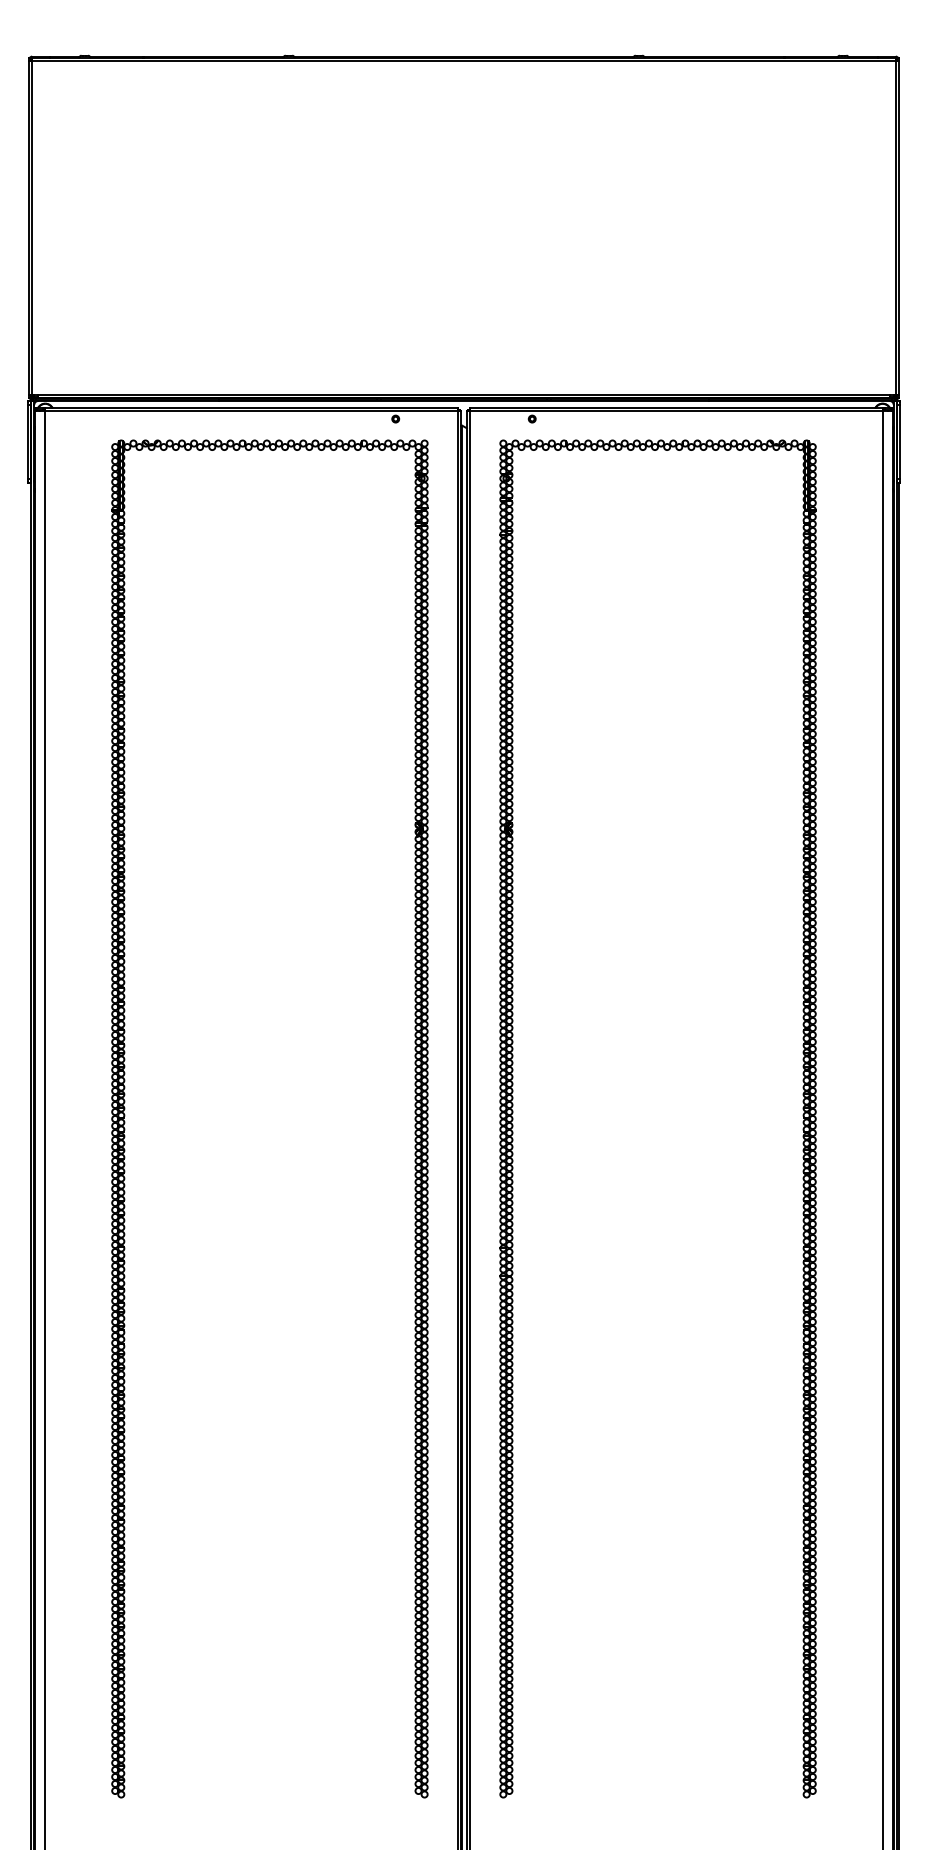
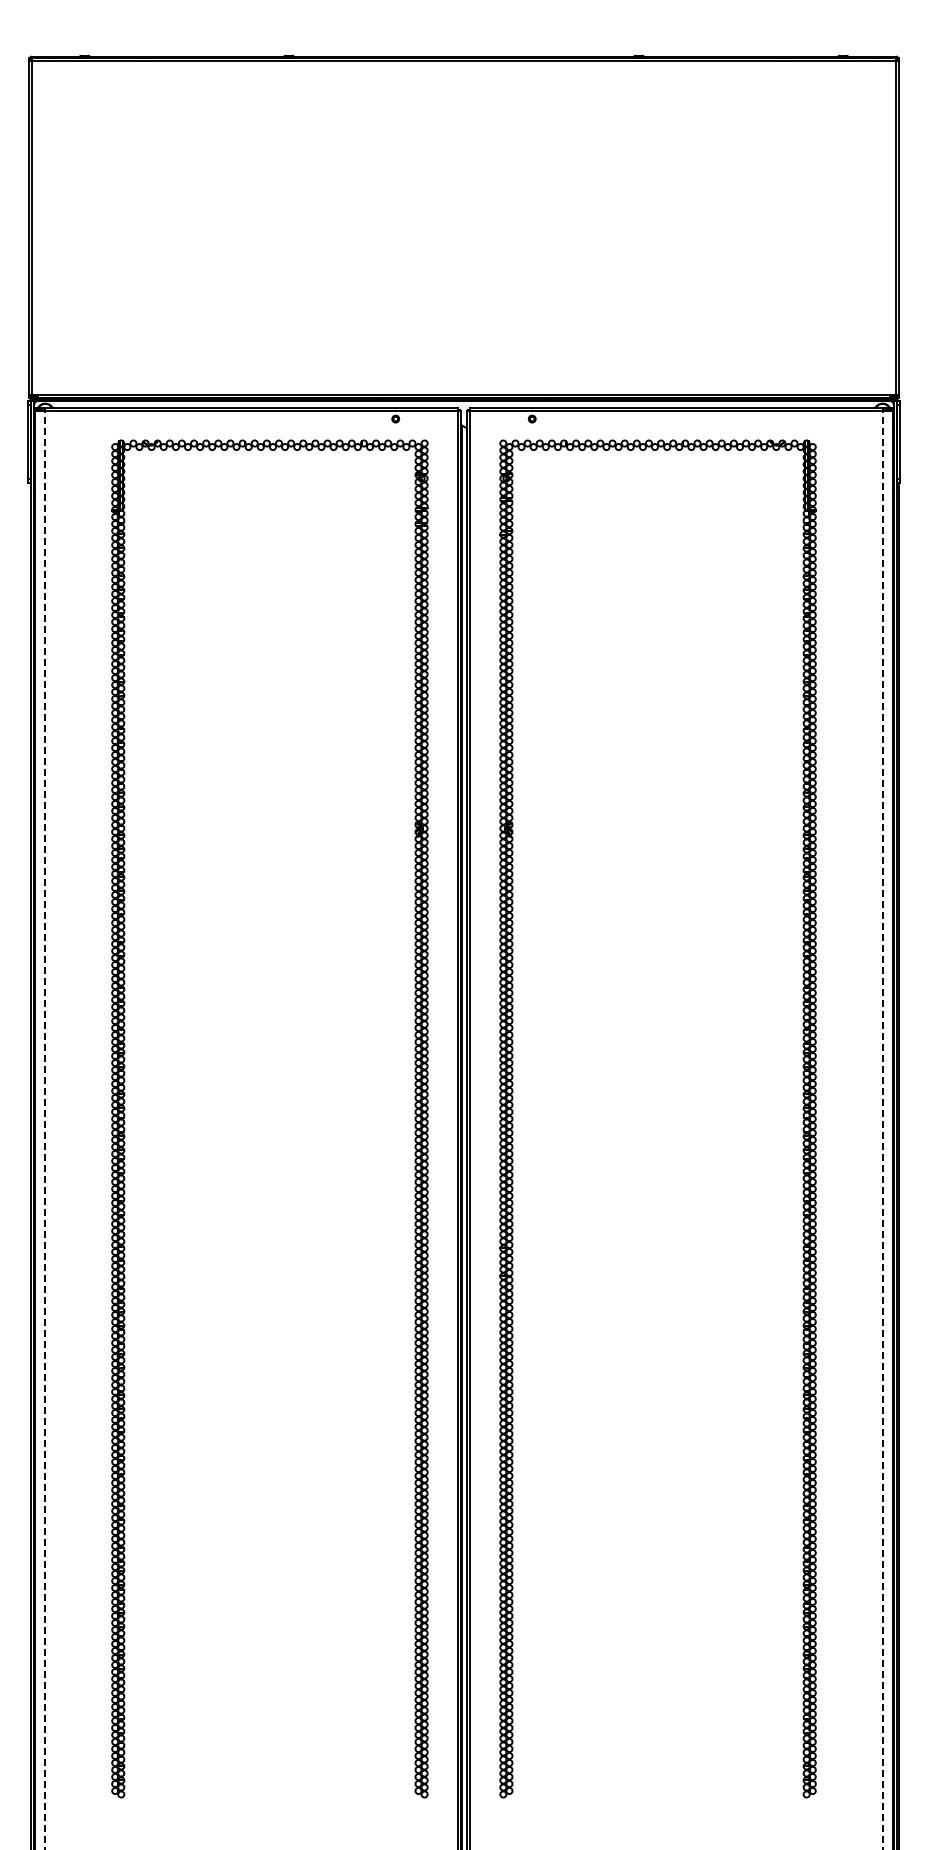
line: solid -> dashed (44, 1129)
line: solid -> dashed (883, 1129)
